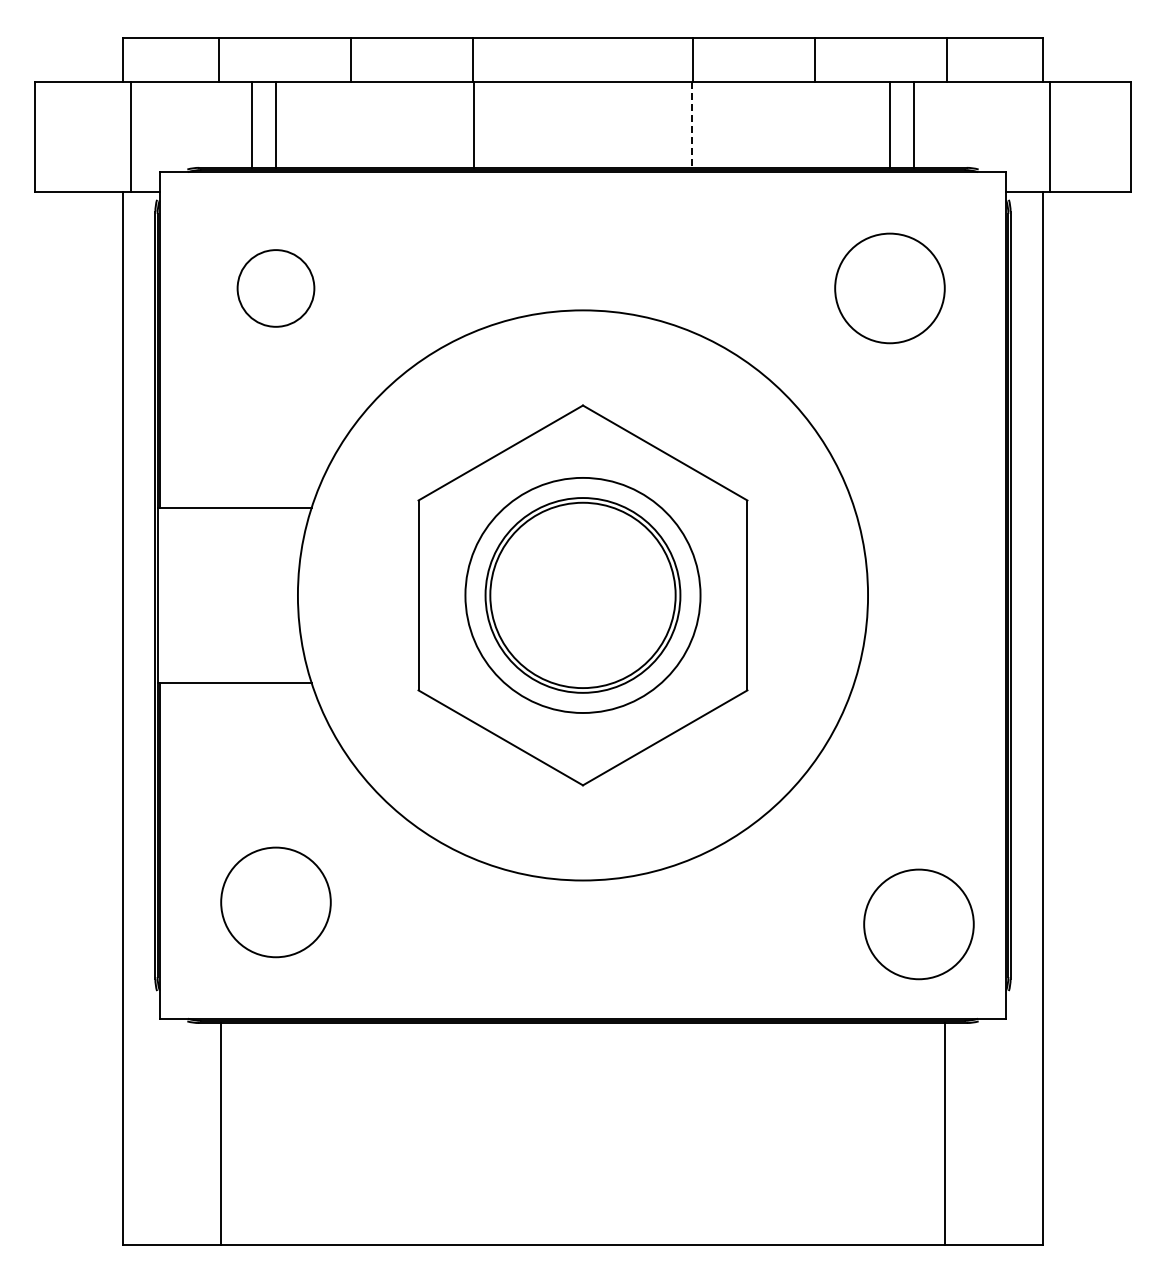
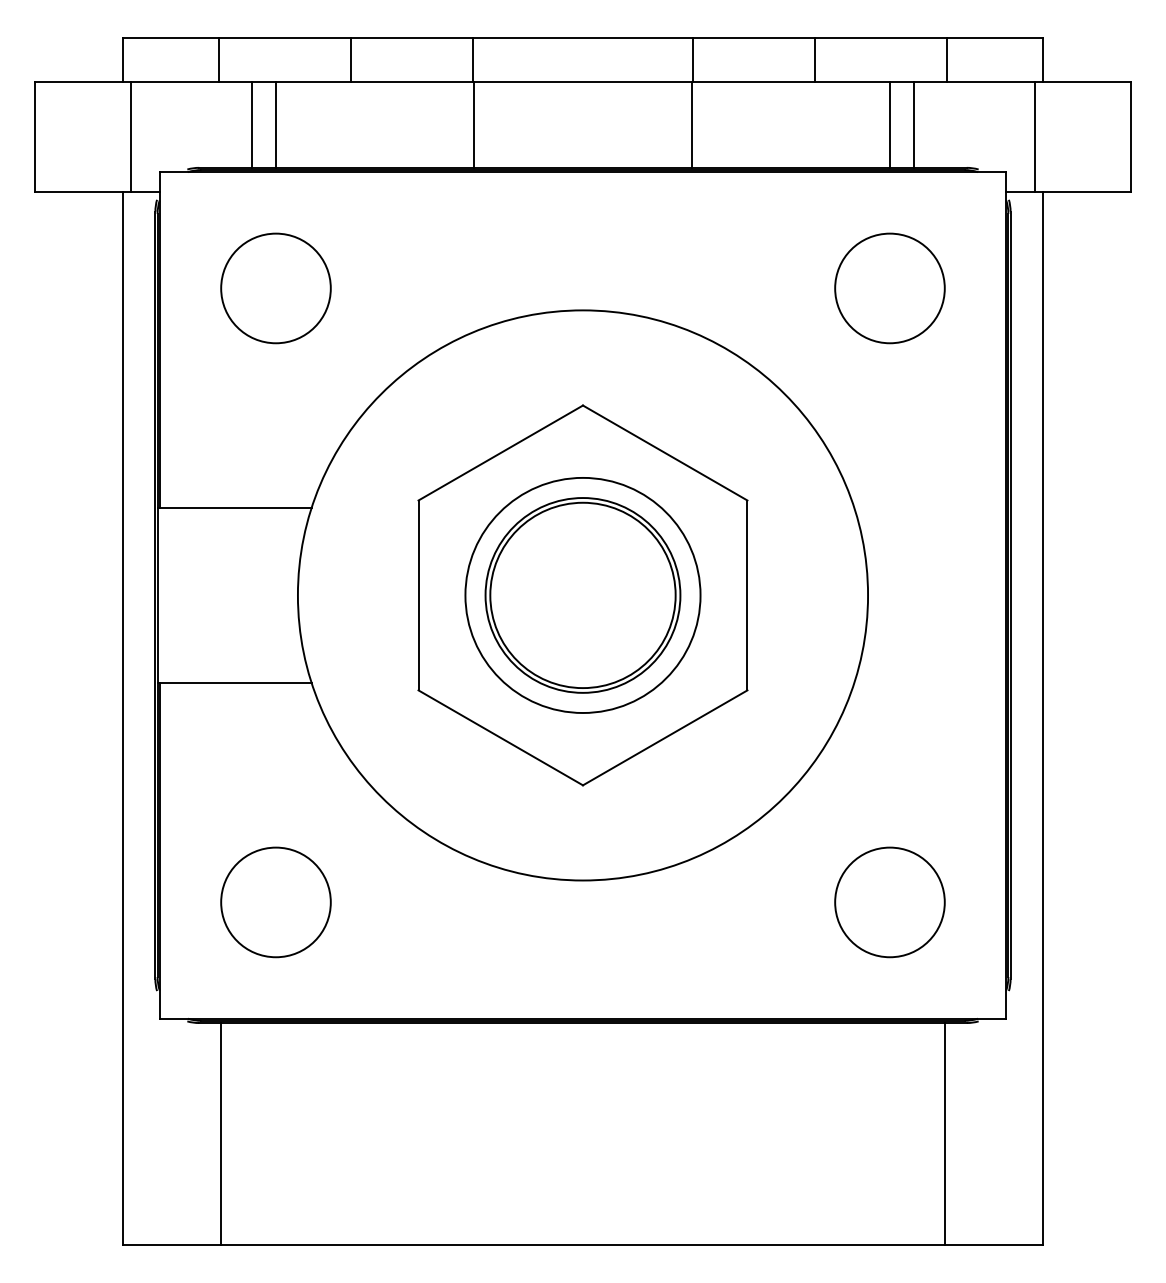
line: dashed -> solid (692, 125)
line position: (1049, 136) -> (1034, 136) (1034, 136)
circle size: 80x79 px -> 112x113 px (275, 288)
circle position: (918, 924) -> (889, 902) (889, 902)
